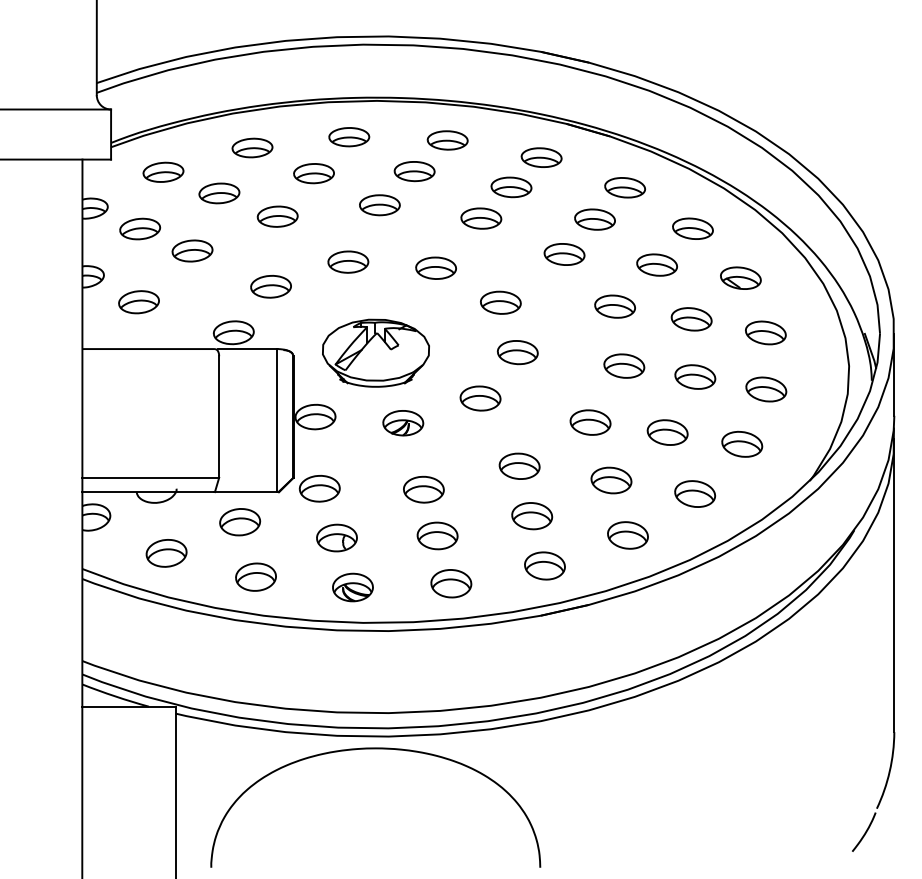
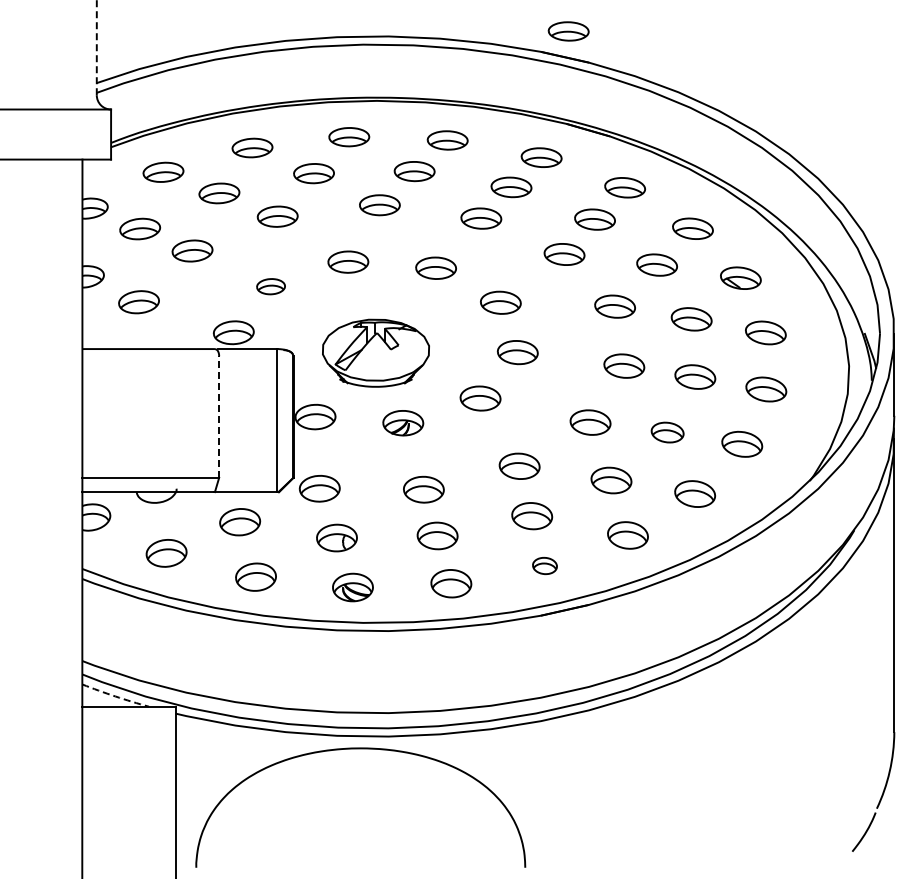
part: none -> present (568, 31)
line: solid -> dashed (96, 47)
part size: 42x25 px -> 30x18 px (270, 286)
line: solid -> dashed (219, 417)
part size: 43x27 px -> 35x23 px (667, 432)
part size: 42x30 px -> 26x19 px (544, 566)
arc: solid -> dashed (115, 696)
curve position: (375, 749) -> (360, 749) (360, 749)
